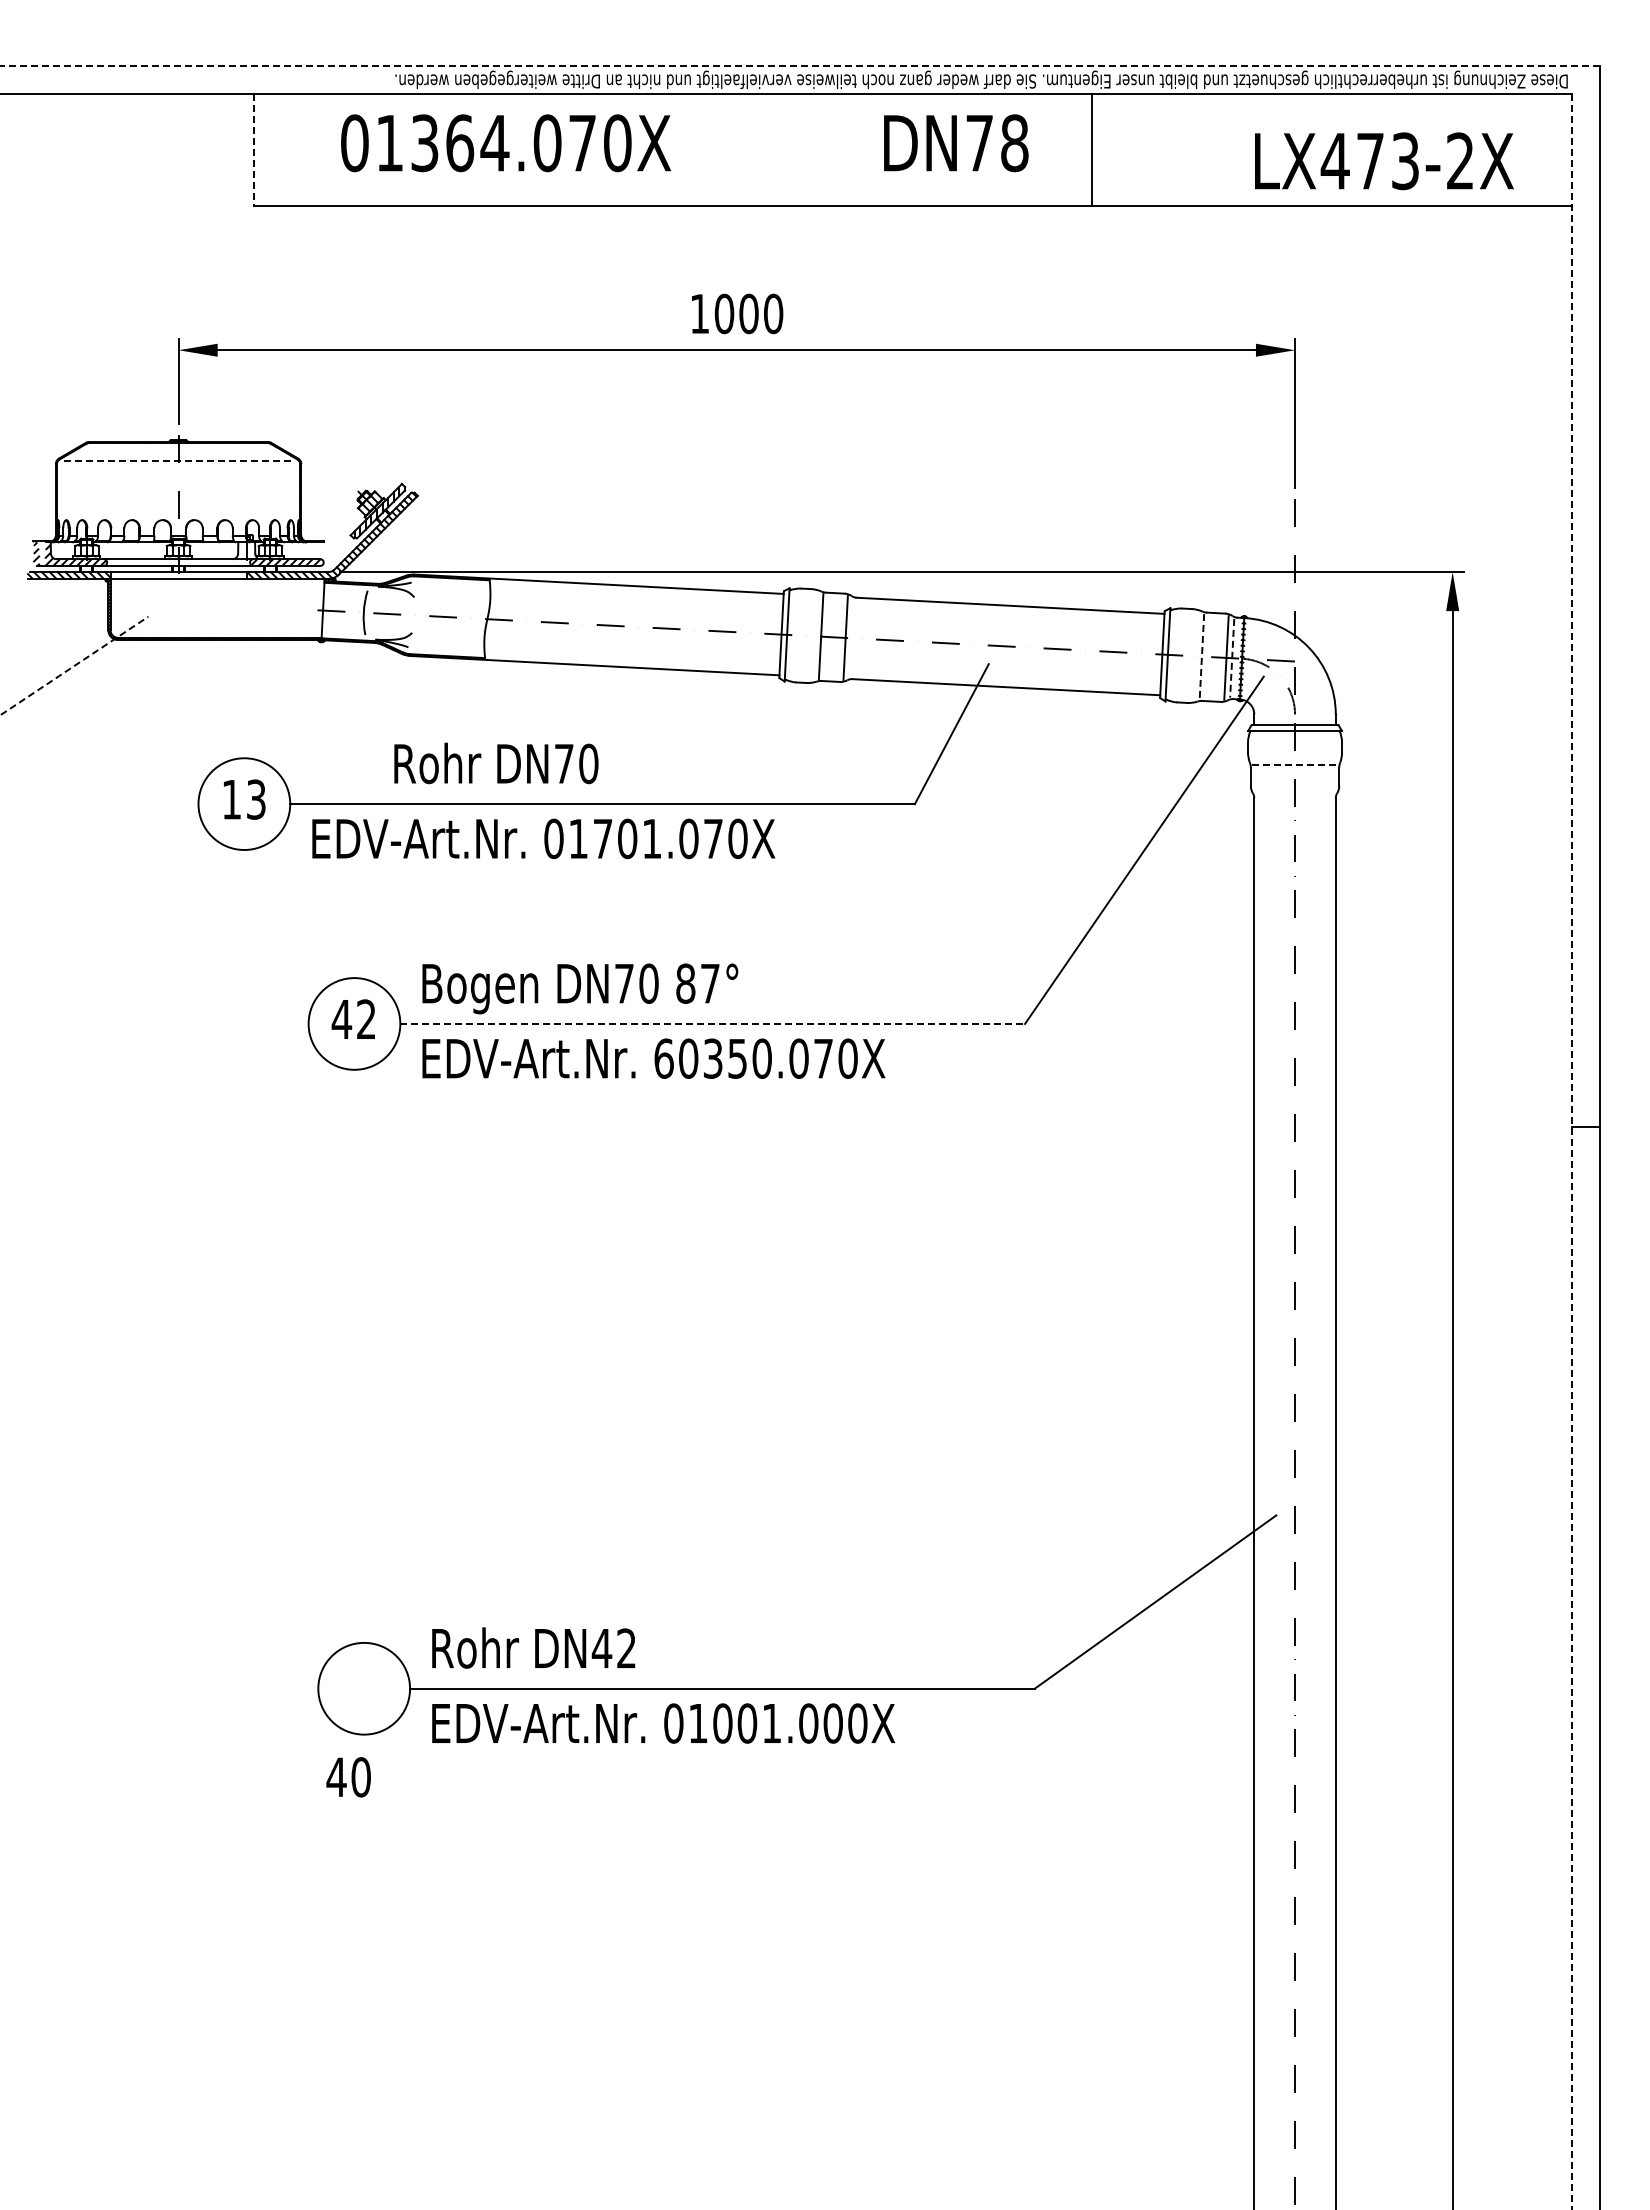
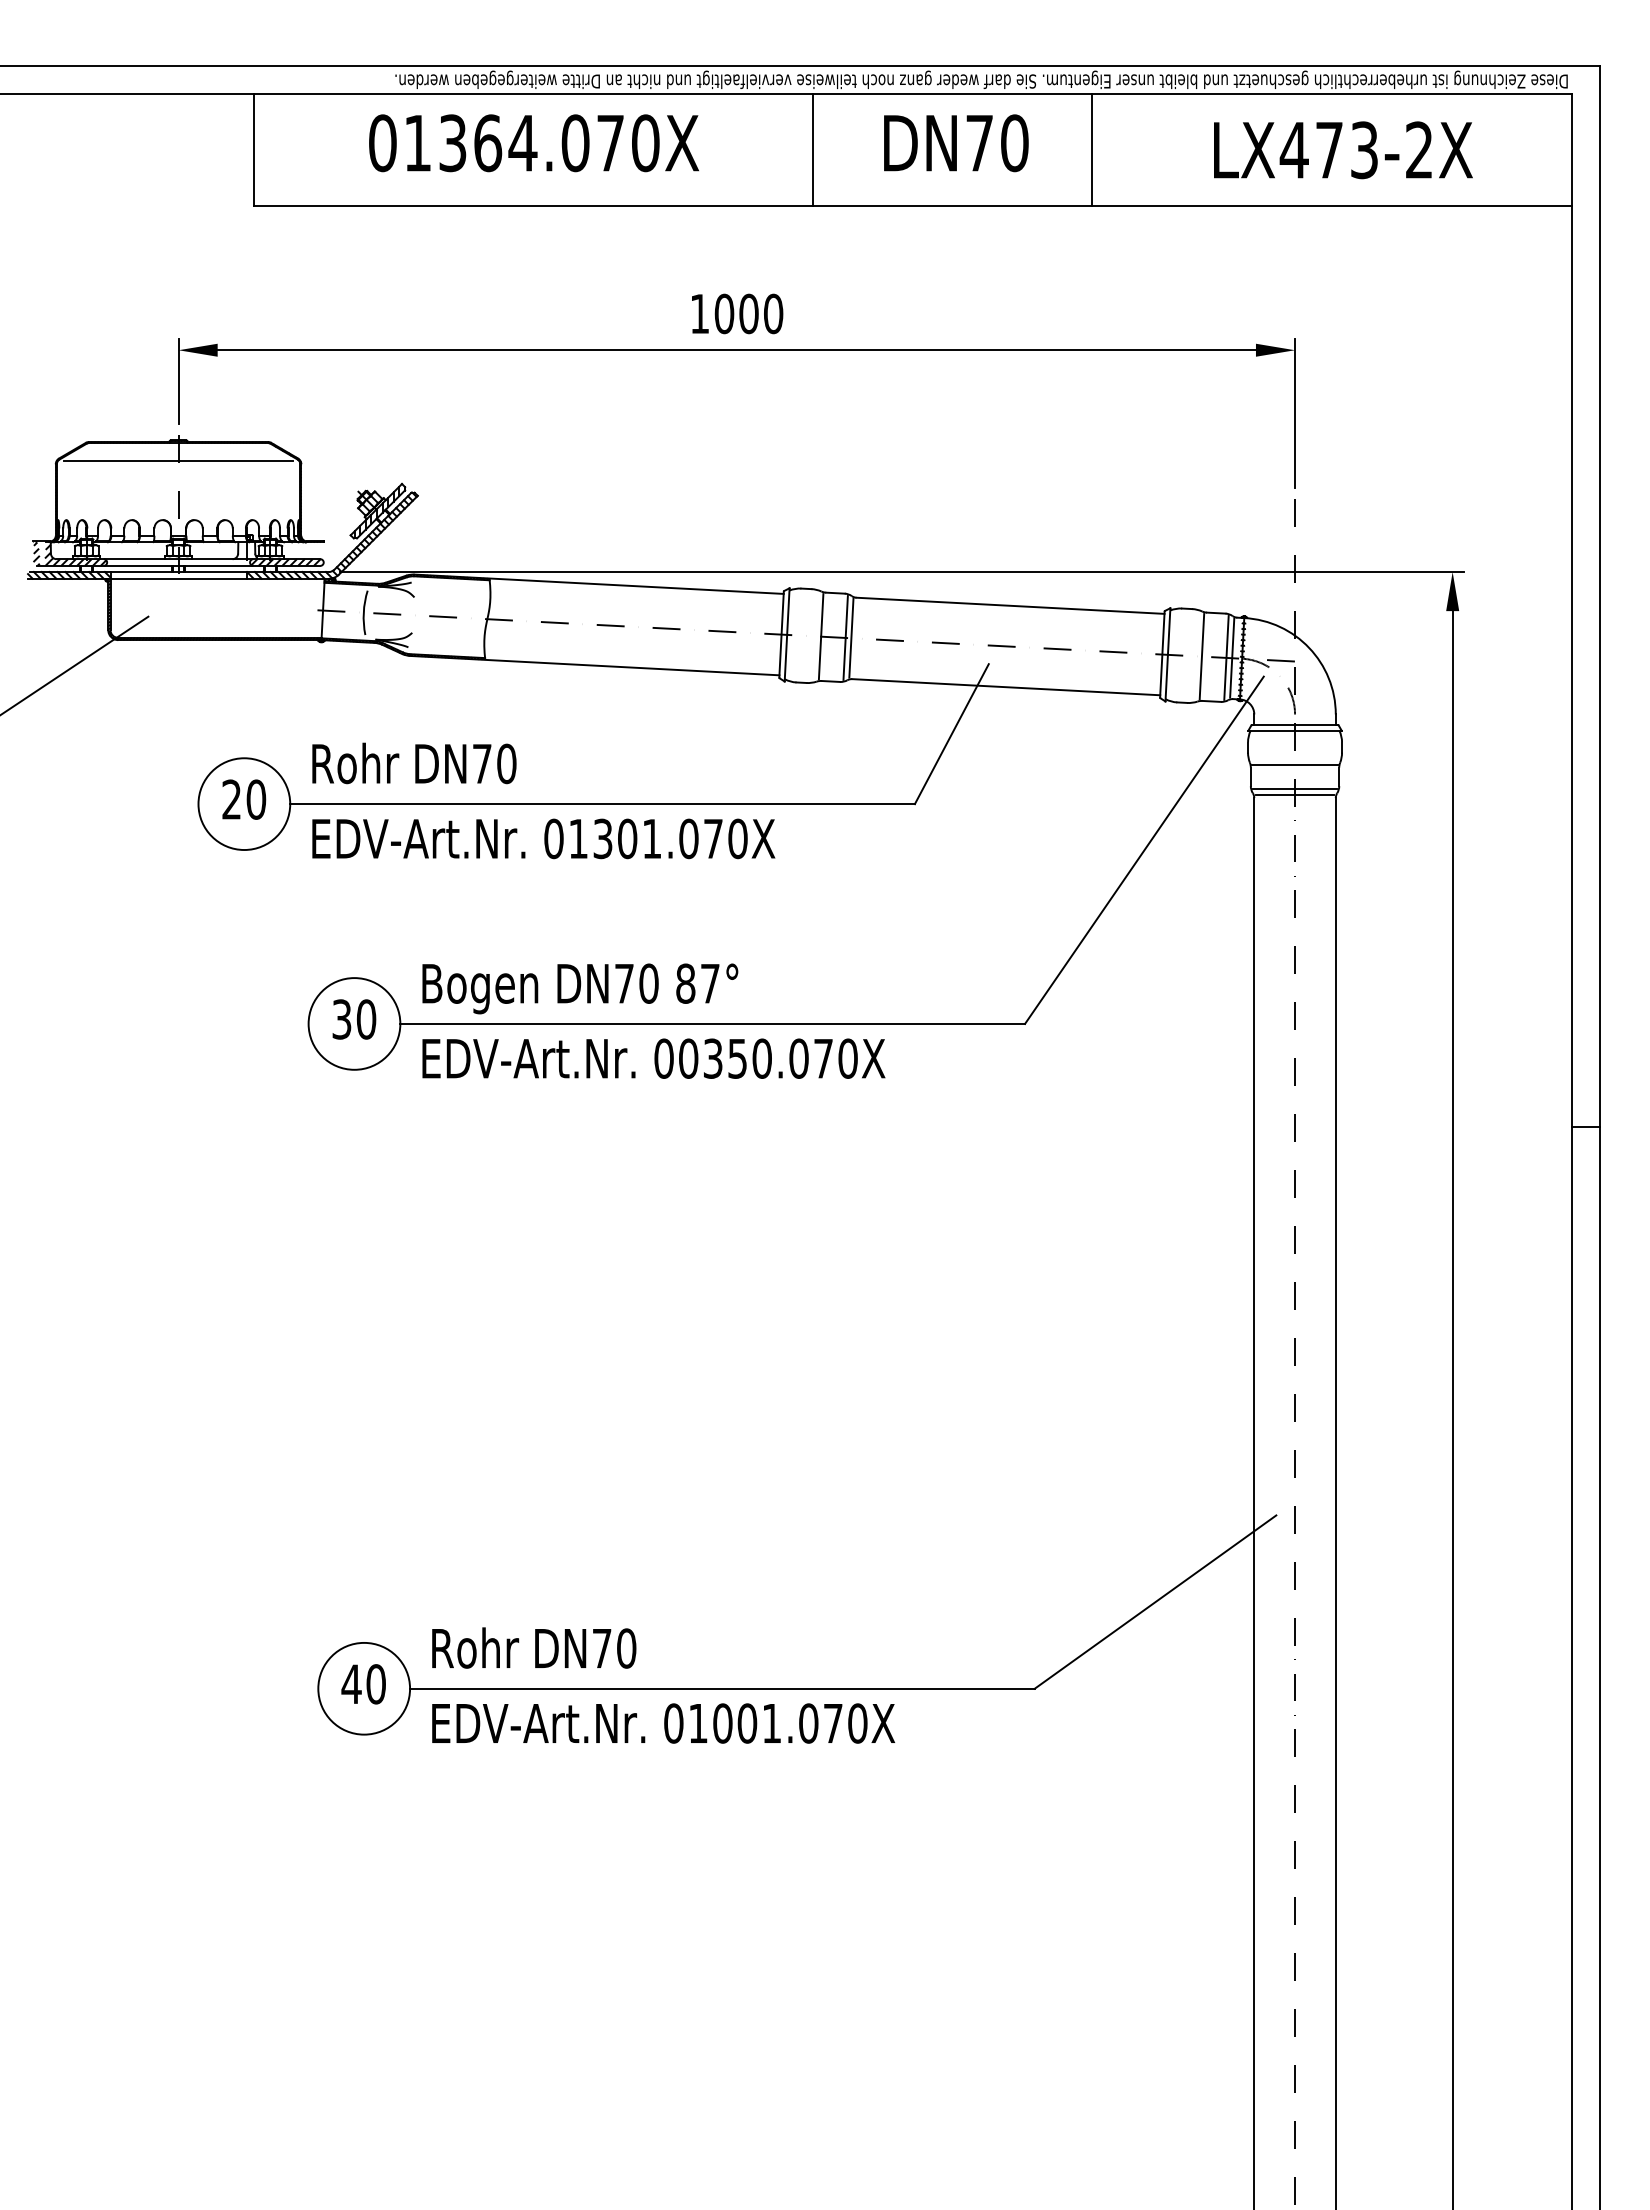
line: dashed -> solid (800, 66)
text: DN78 -> DN70 (1014, 142)
text position: (505, 143) -> (533, 143) (533, 143)
line: none -> present (812, 149)
line: dashed -> solid (254, 150)
text position: (1384, 161) -> (1343, 150) (1343, 150)
line: dashed -> solid (178, 460)
line: none -> present (851, 637)
line: dashed -> solid (1201, 656)
line: dashed -> solid (1232, 658)
line: dashed -> solid (74, 665)
text position: (496, 763) -> (414, 763) (414, 763)
line: dashed -> solid (1295, 764)
line: none -> present (1295, 789)
line: none -> present (1294, 795)
text: 13 -> 20 (244, 799)
text: 01701.070X -> 01301.070X (602, 838)
text: 42 -> 30 (353, 1019)
line: dashed -> solid (713, 1023)
text: 60350.070X -> 00350.070X (663, 1058)
line: dashed -> solid (1572, 1152)
text: DN42 -> DN70 (613, 1648)
text: 01001.000X -> 01001.070X (832, 1723)
text position: (348, 1777) -> (363, 1684) (363, 1684)
